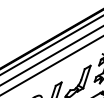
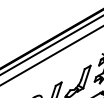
line: present -> none (51, 65)
